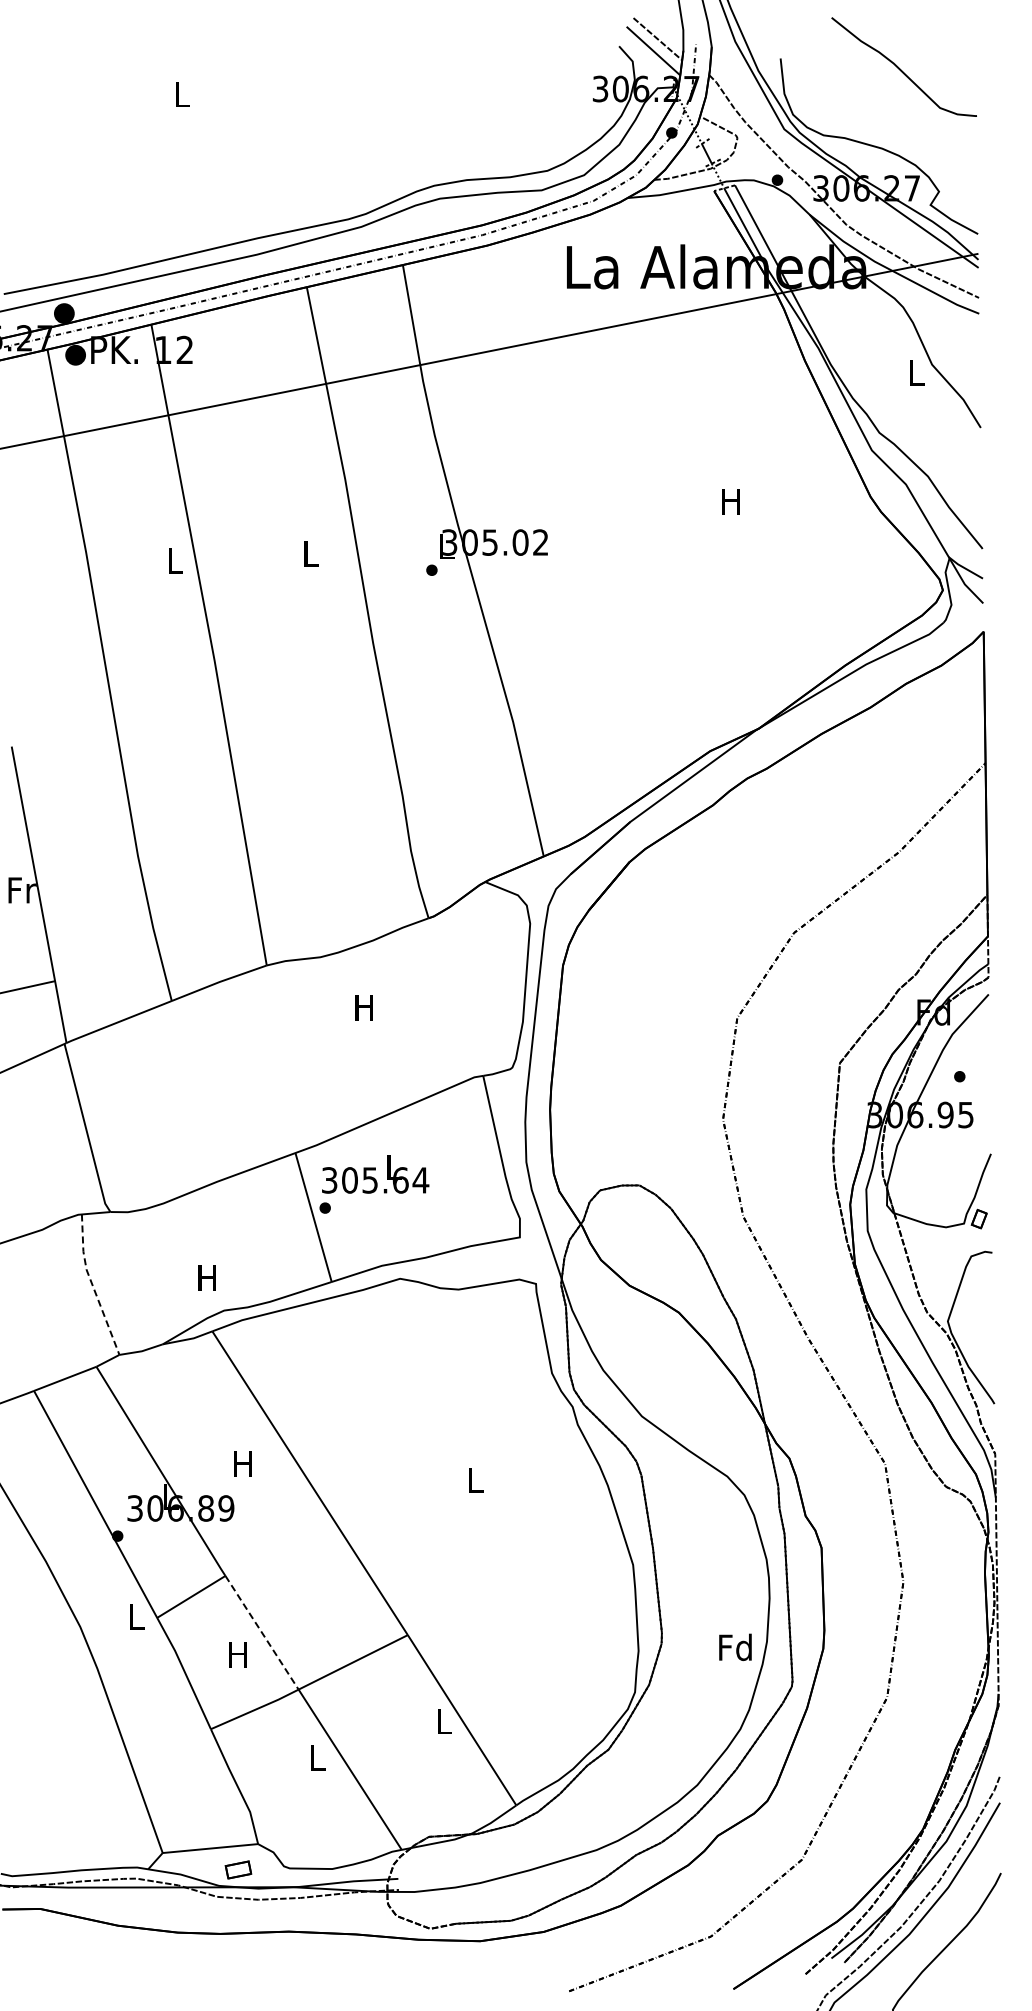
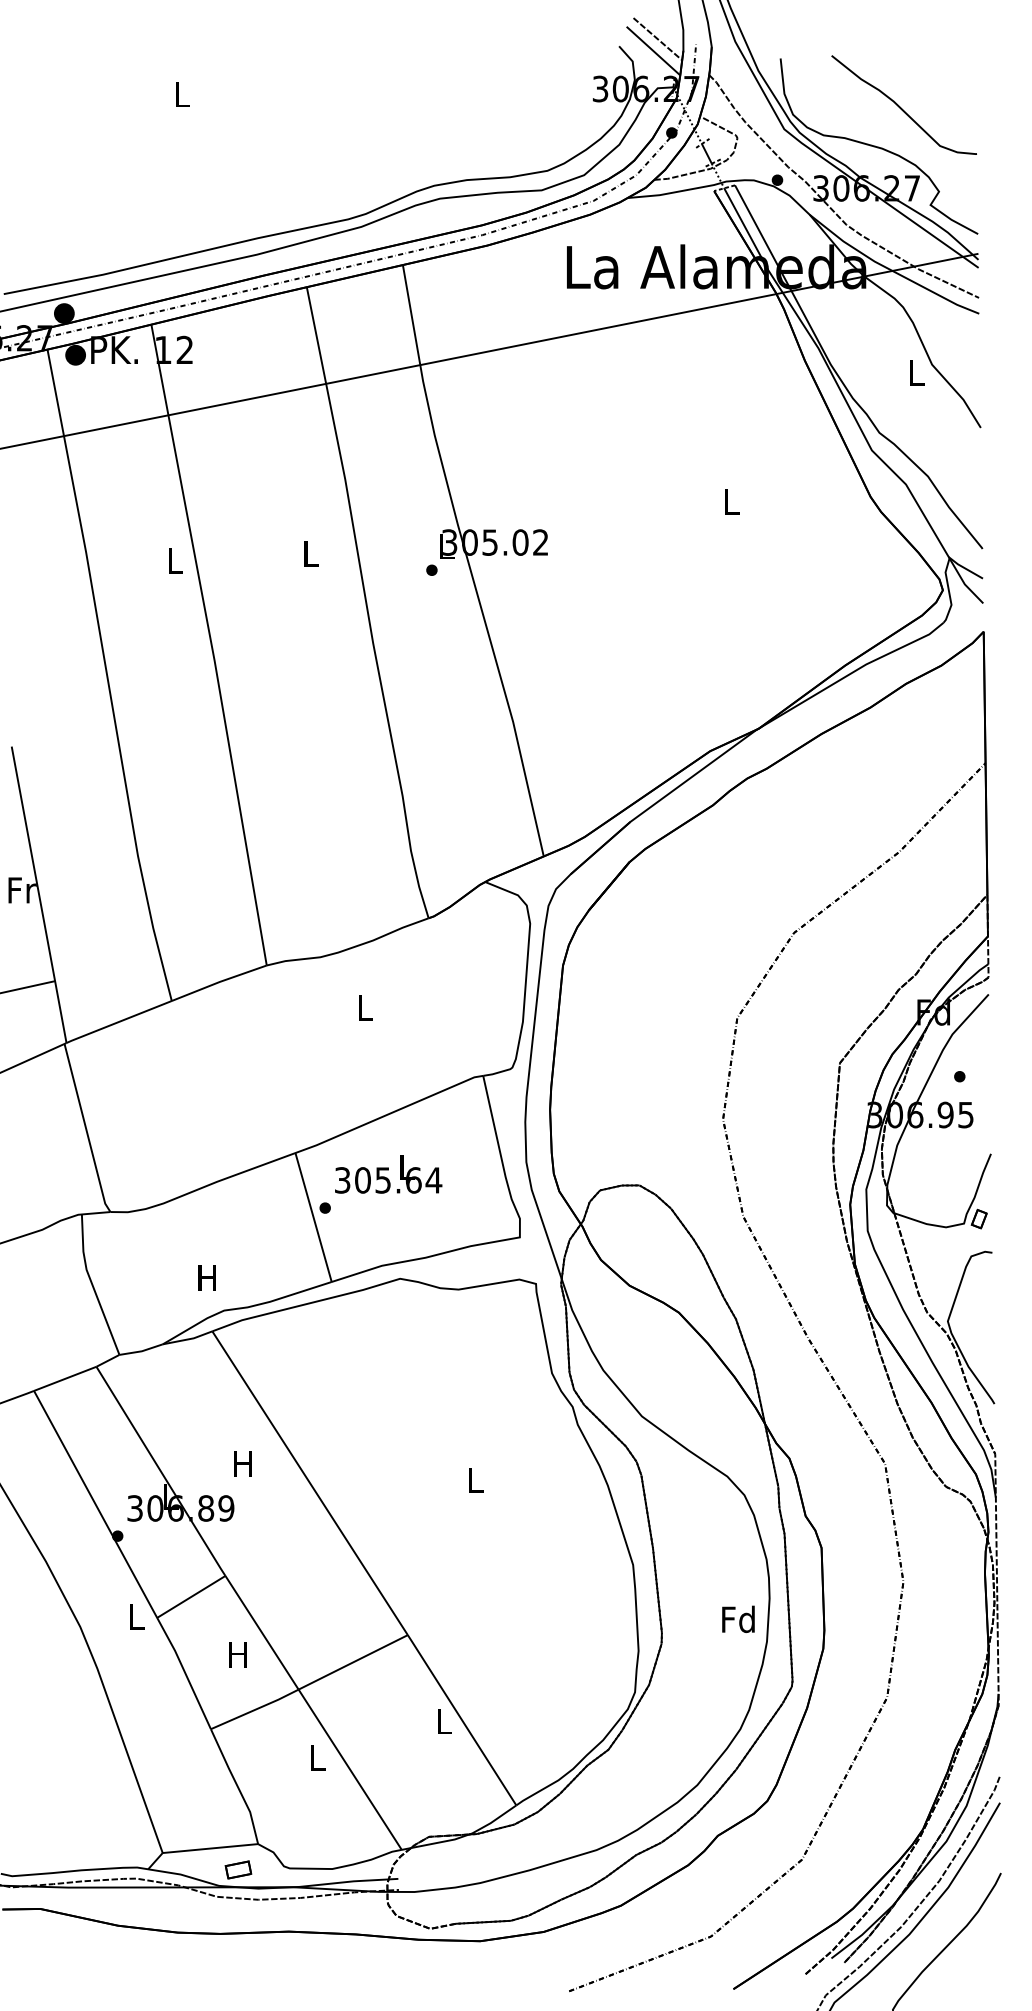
curve position: (900, 68) -> (900, 106) (900, 106)
text: H -> L (730, 501)
text: H -> L (363, 1007)
text position: (375, 1174) -> (388, 1174) (388, 1174)
line: dashed -> solid (92, 1285)
line: dashed -> solid (262, 1632)
text position: (735, 1646) -> (738, 1618) (738, 1618)
